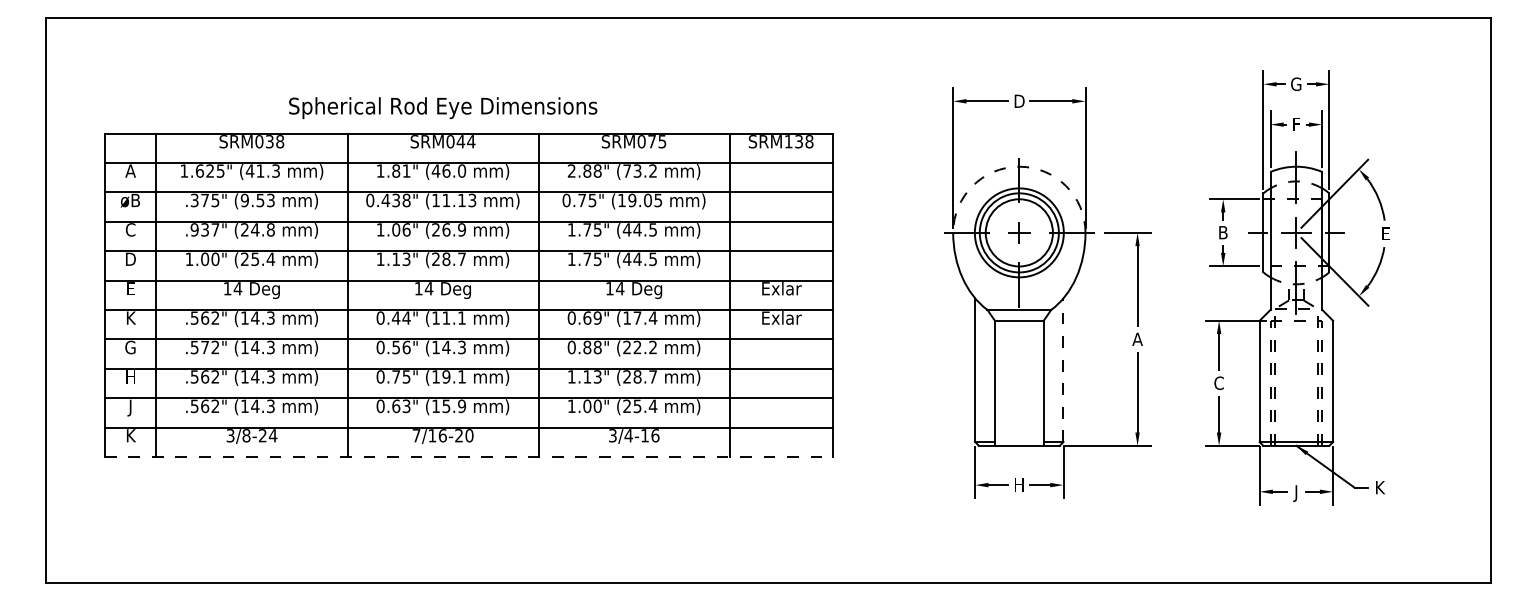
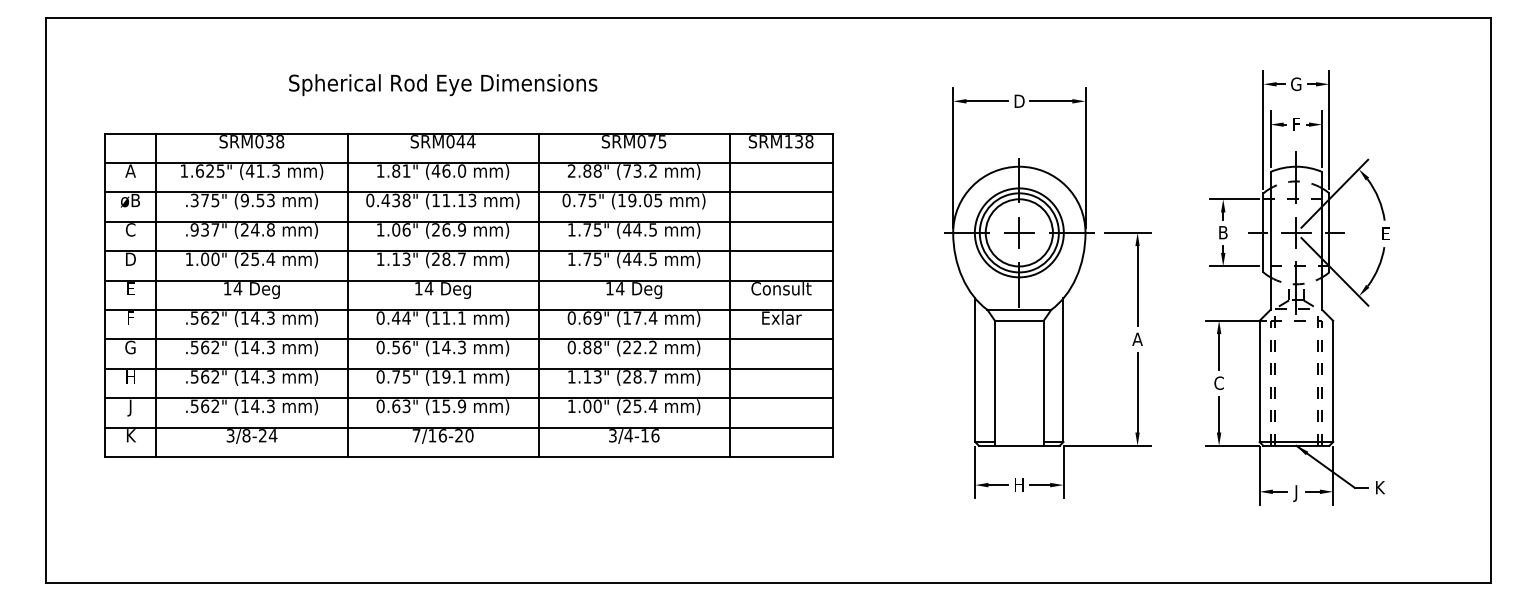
text position: (443, 108) -> (443, 85) (443, 85)
arc: dashed -> solid (1019, 166)
part size: 23x22 px -> 31x32 px (1019, 232)
text: Exlar -> Consult (781, 288)
text: K -> F (130, 317)
text: .572" -> .562" (205, 347)
line: dashed -> solid (1063, 370)
line: dashed -> solid (468, 457)
